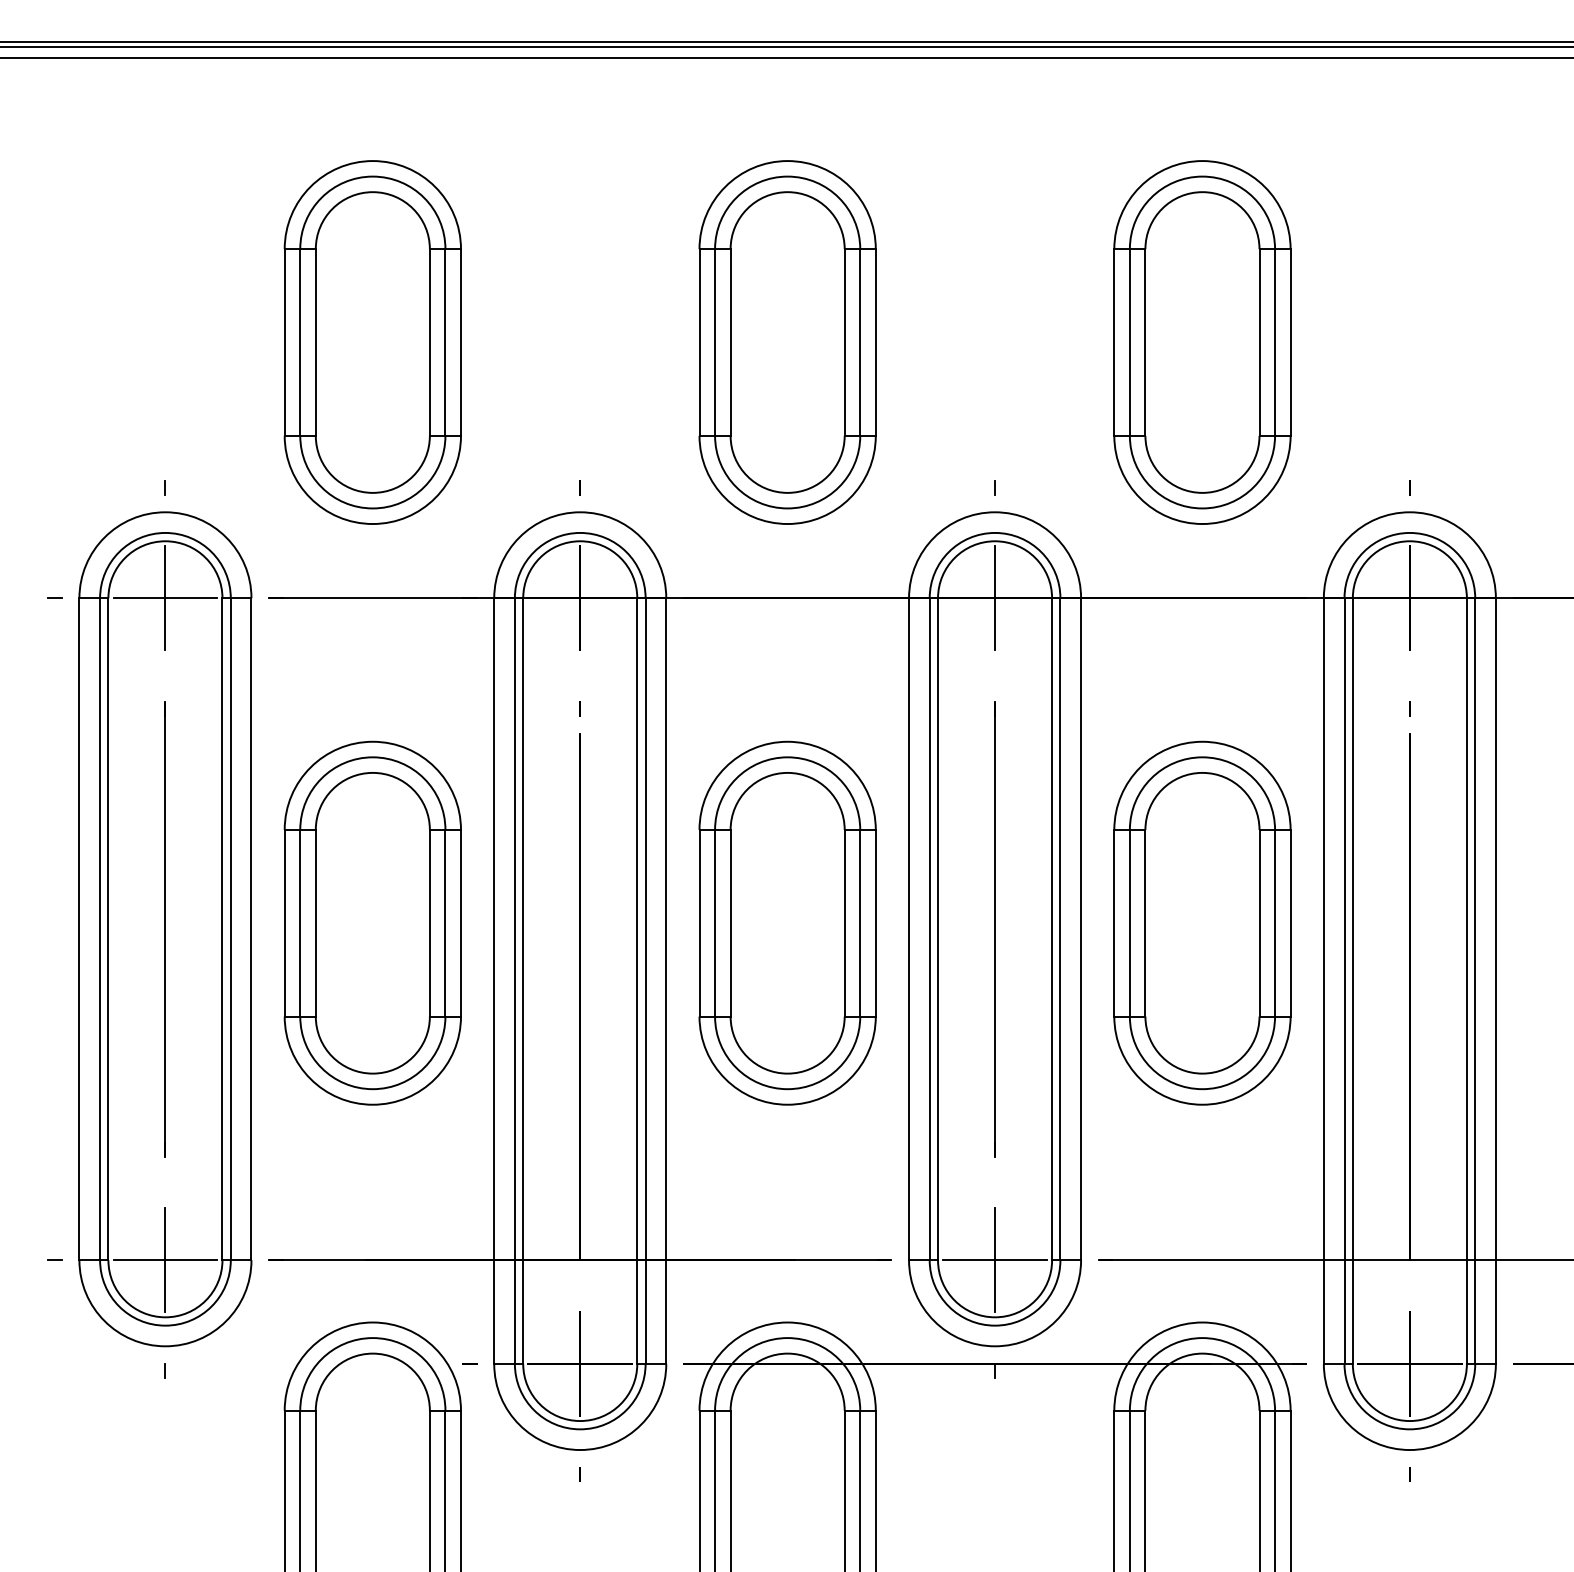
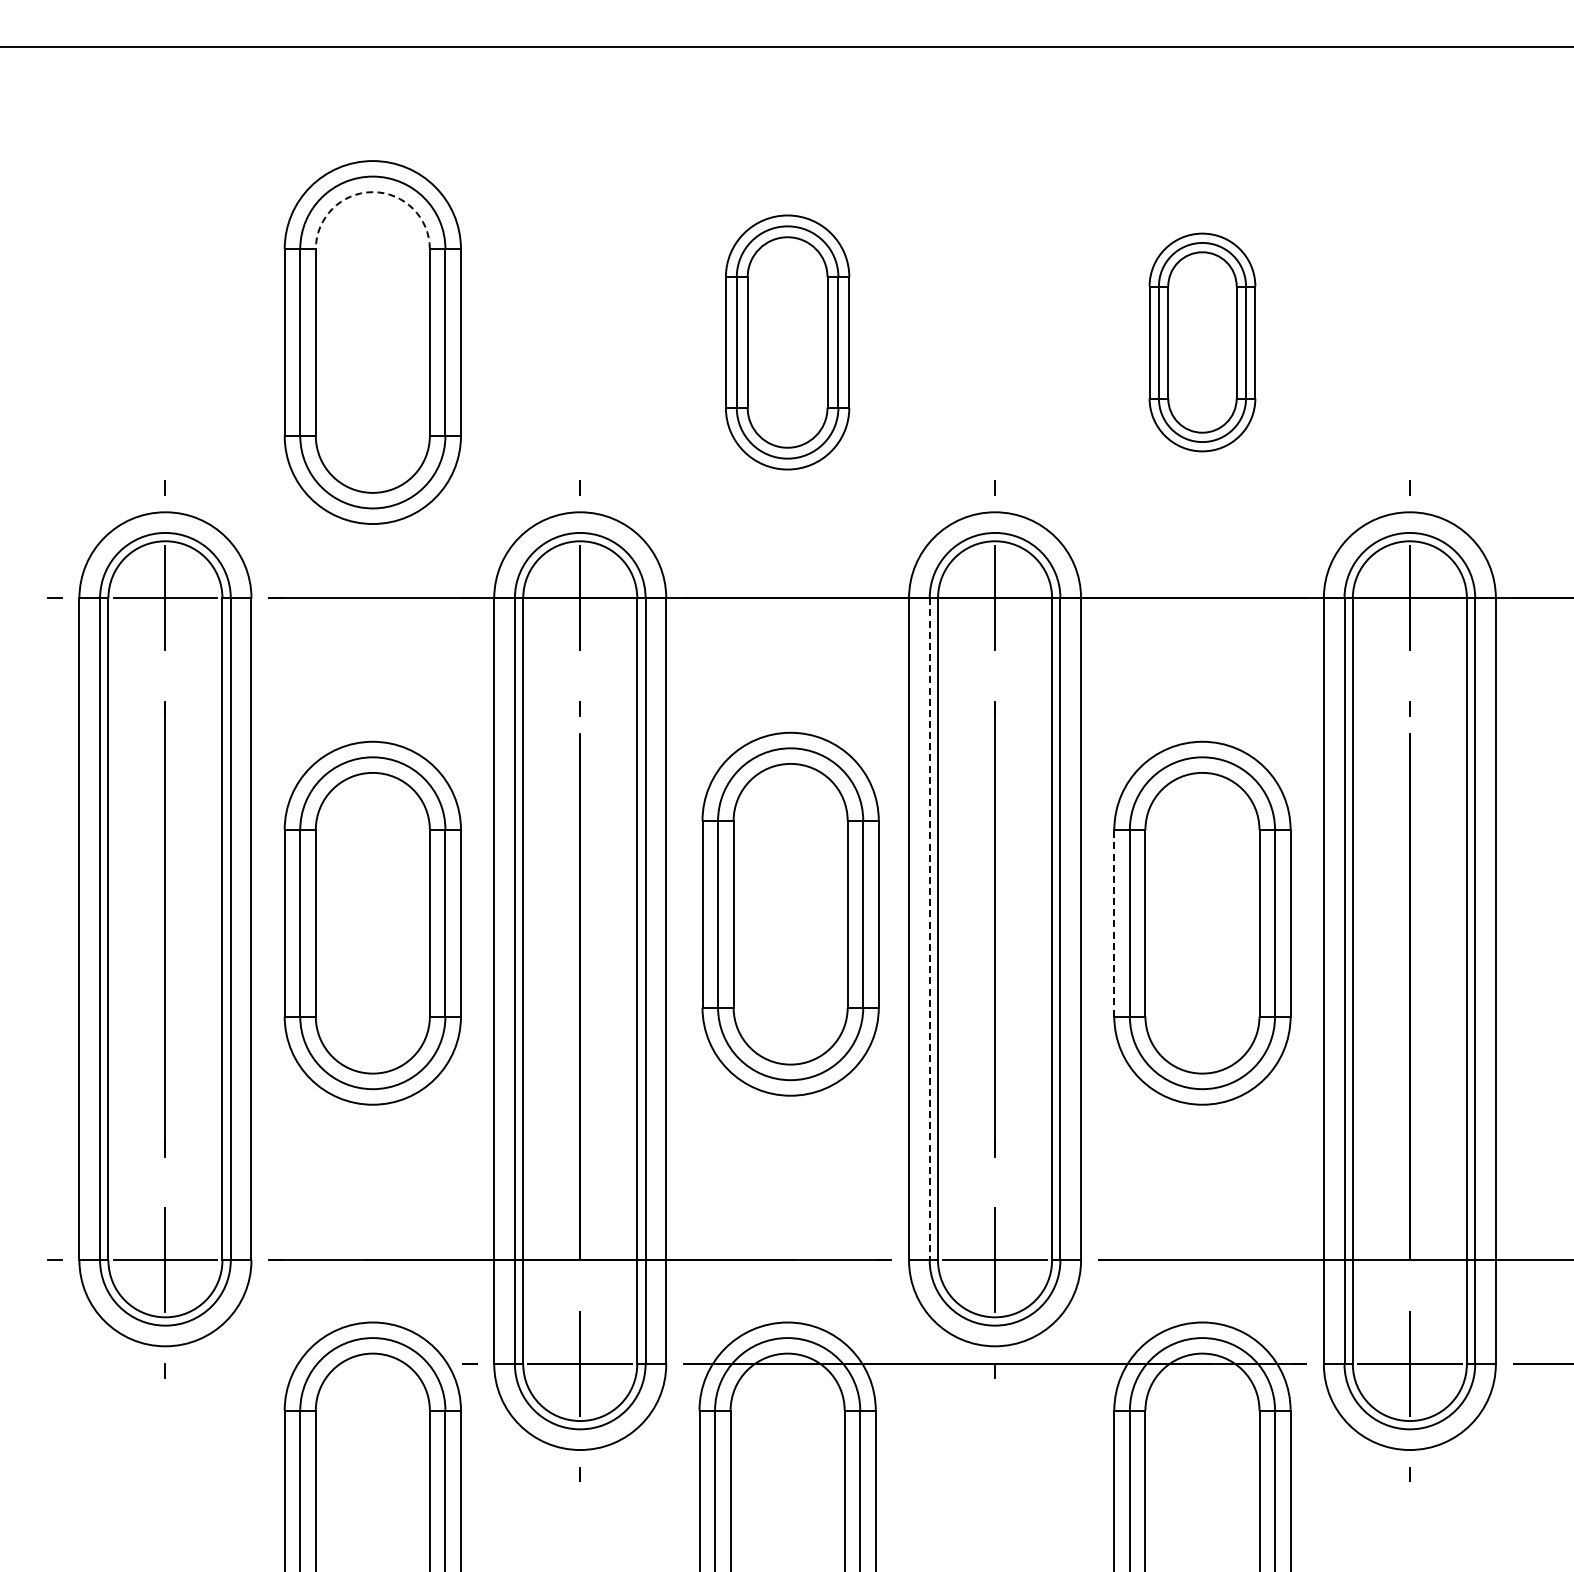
line: present -> none (786, 41)
line: present -> none (786, 57)
arc: solid -> dashed (372, 192)
part size: 179x365 px -> 126x257 px (787, 342)
part size: 179x365 px -> 109x221 px (1202, 342)
part position: (787, 922) -> (790, 913) (790, 913)
line: solid -> dashed (1114, 922)
line: solid -> dashed (929, 929)
